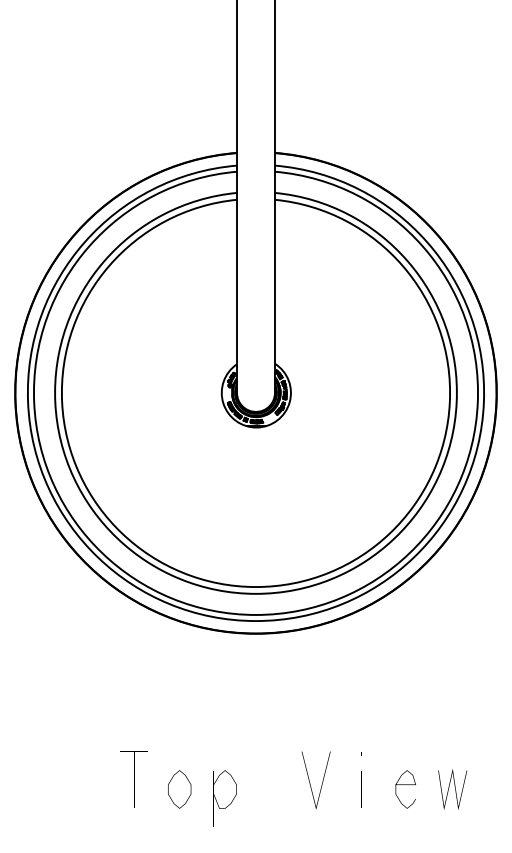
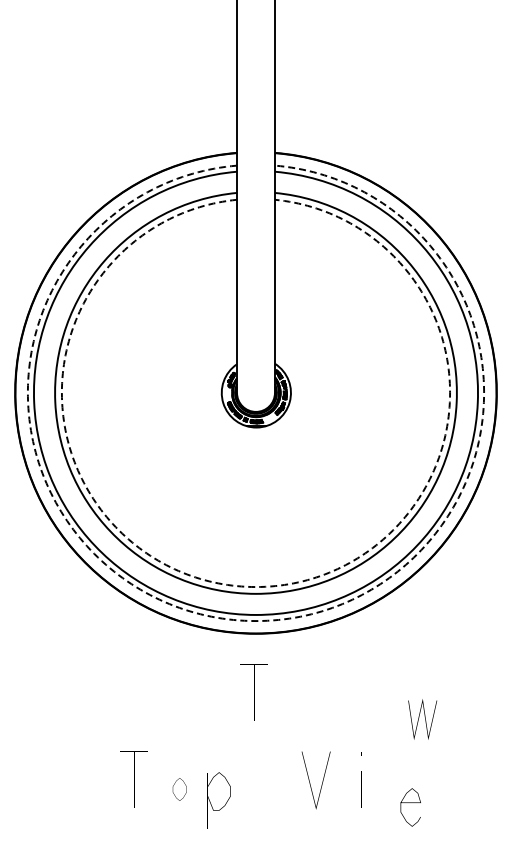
arc: solid -> dashed (255, 587)
arc: solid -> dashed (255, 621)
part: none -> present (253, 692)
curve position: (405, 784) -> (410, 802) (410, 802)
part size: 24x39 px -> 15x23 px (179, 789)
line position: (455, 789) -> (425, 719) (425, 719)
part position: (224, 798) -> (218, 800) (218, 800)
